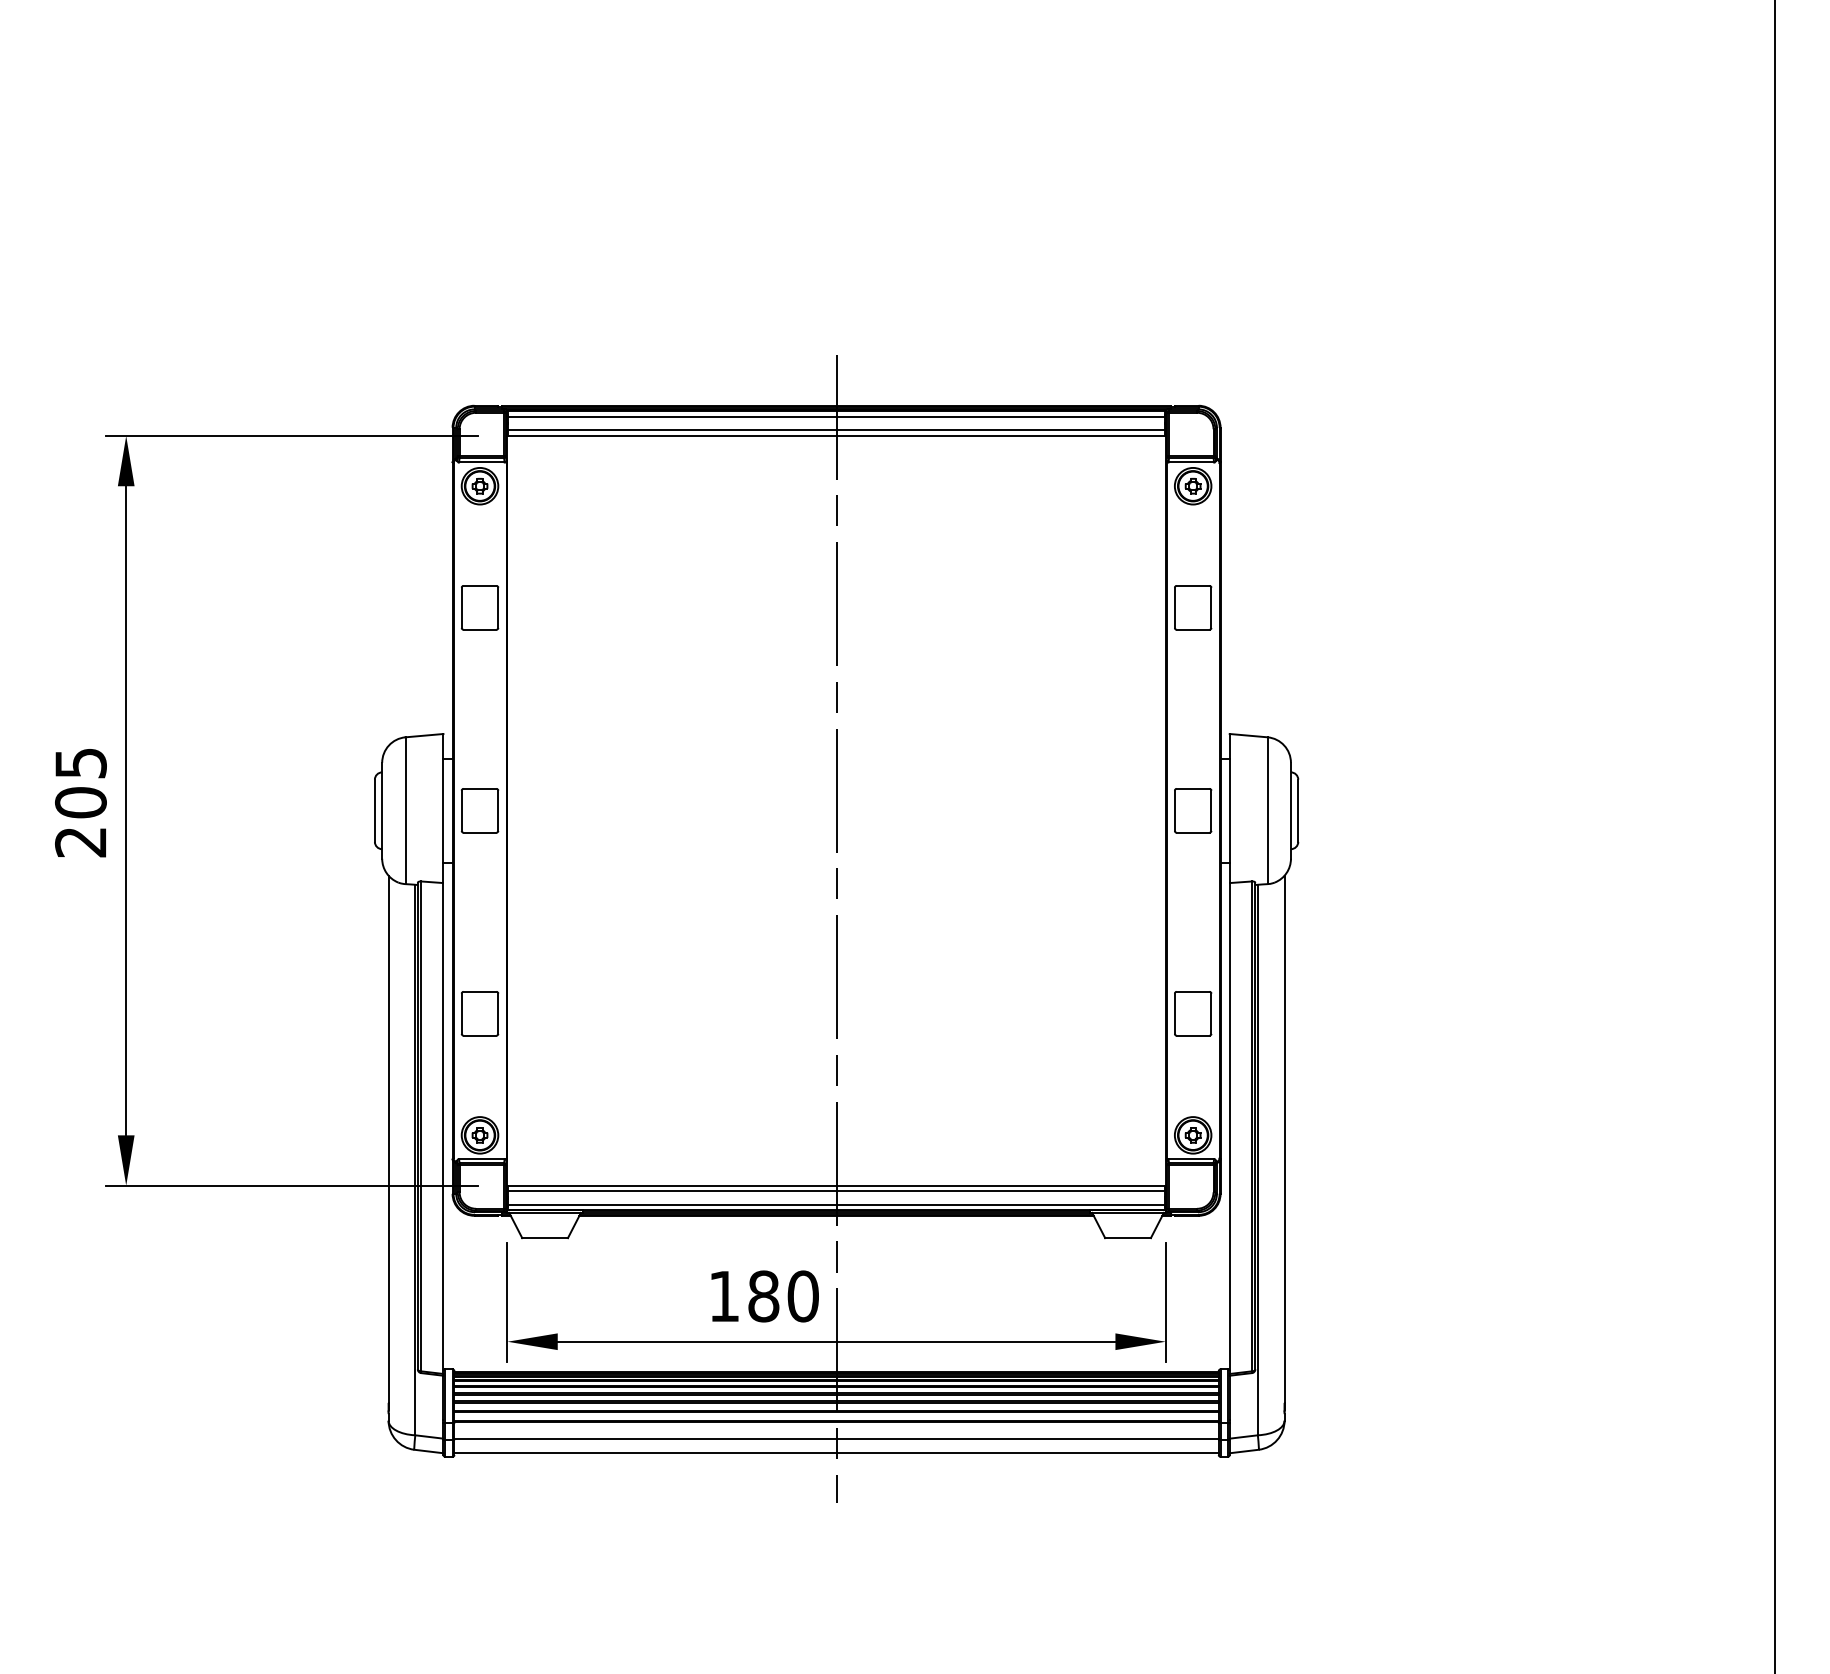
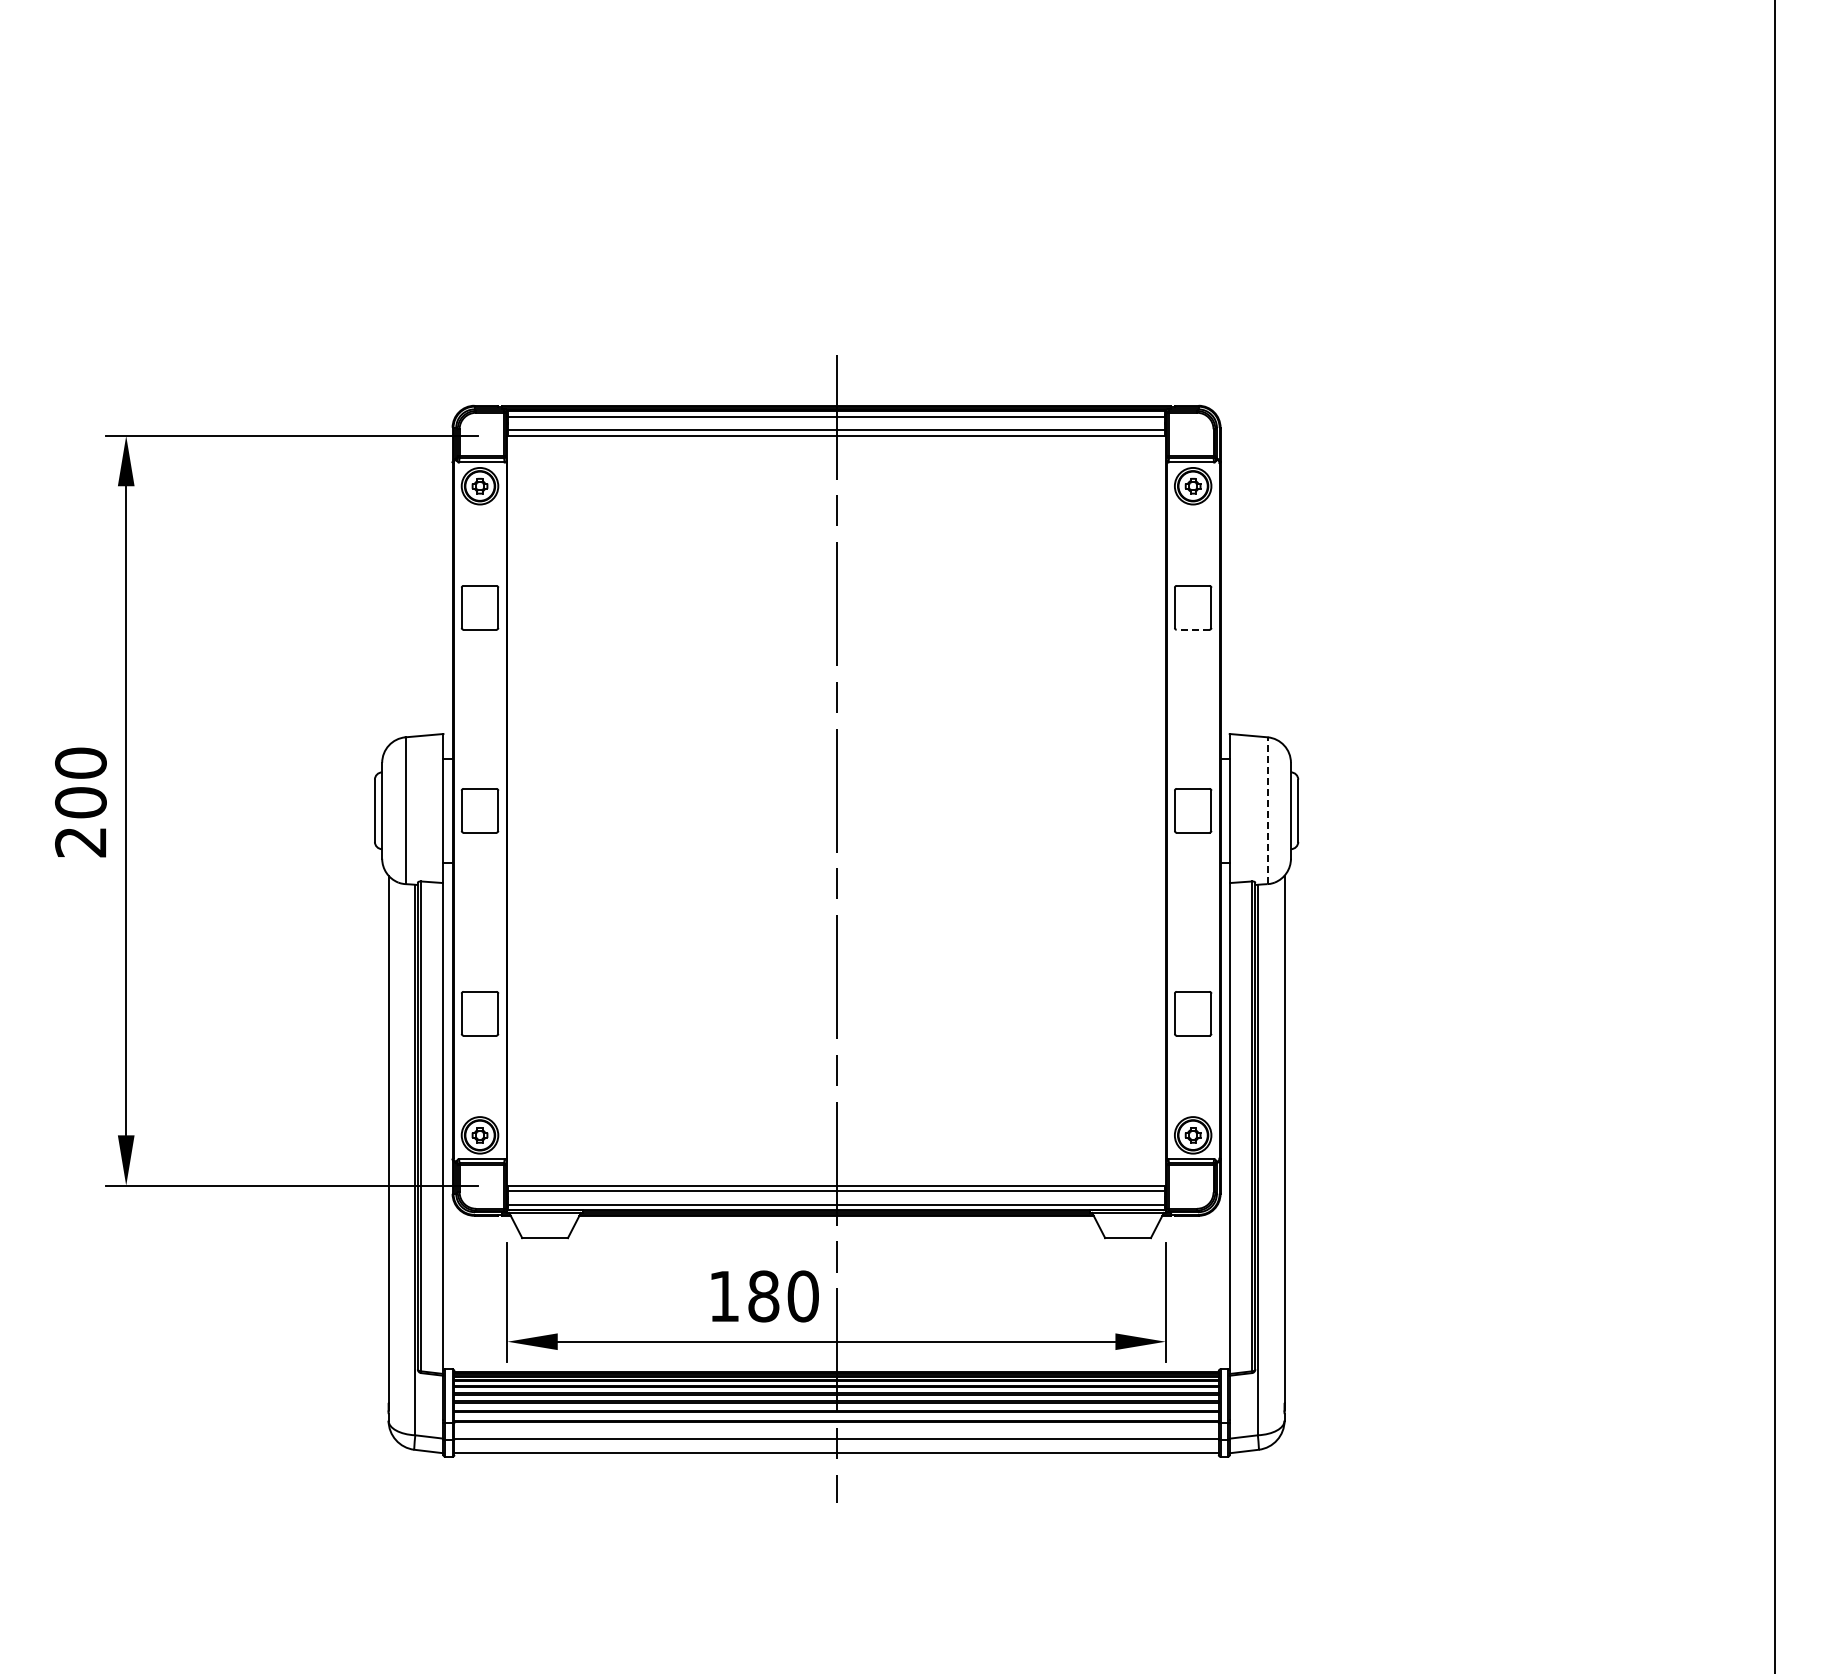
line: solid -> dashed (1192, 629)
text: 205 -> 200 (80, 762)
line: solid -> dashed (1267, 810)
